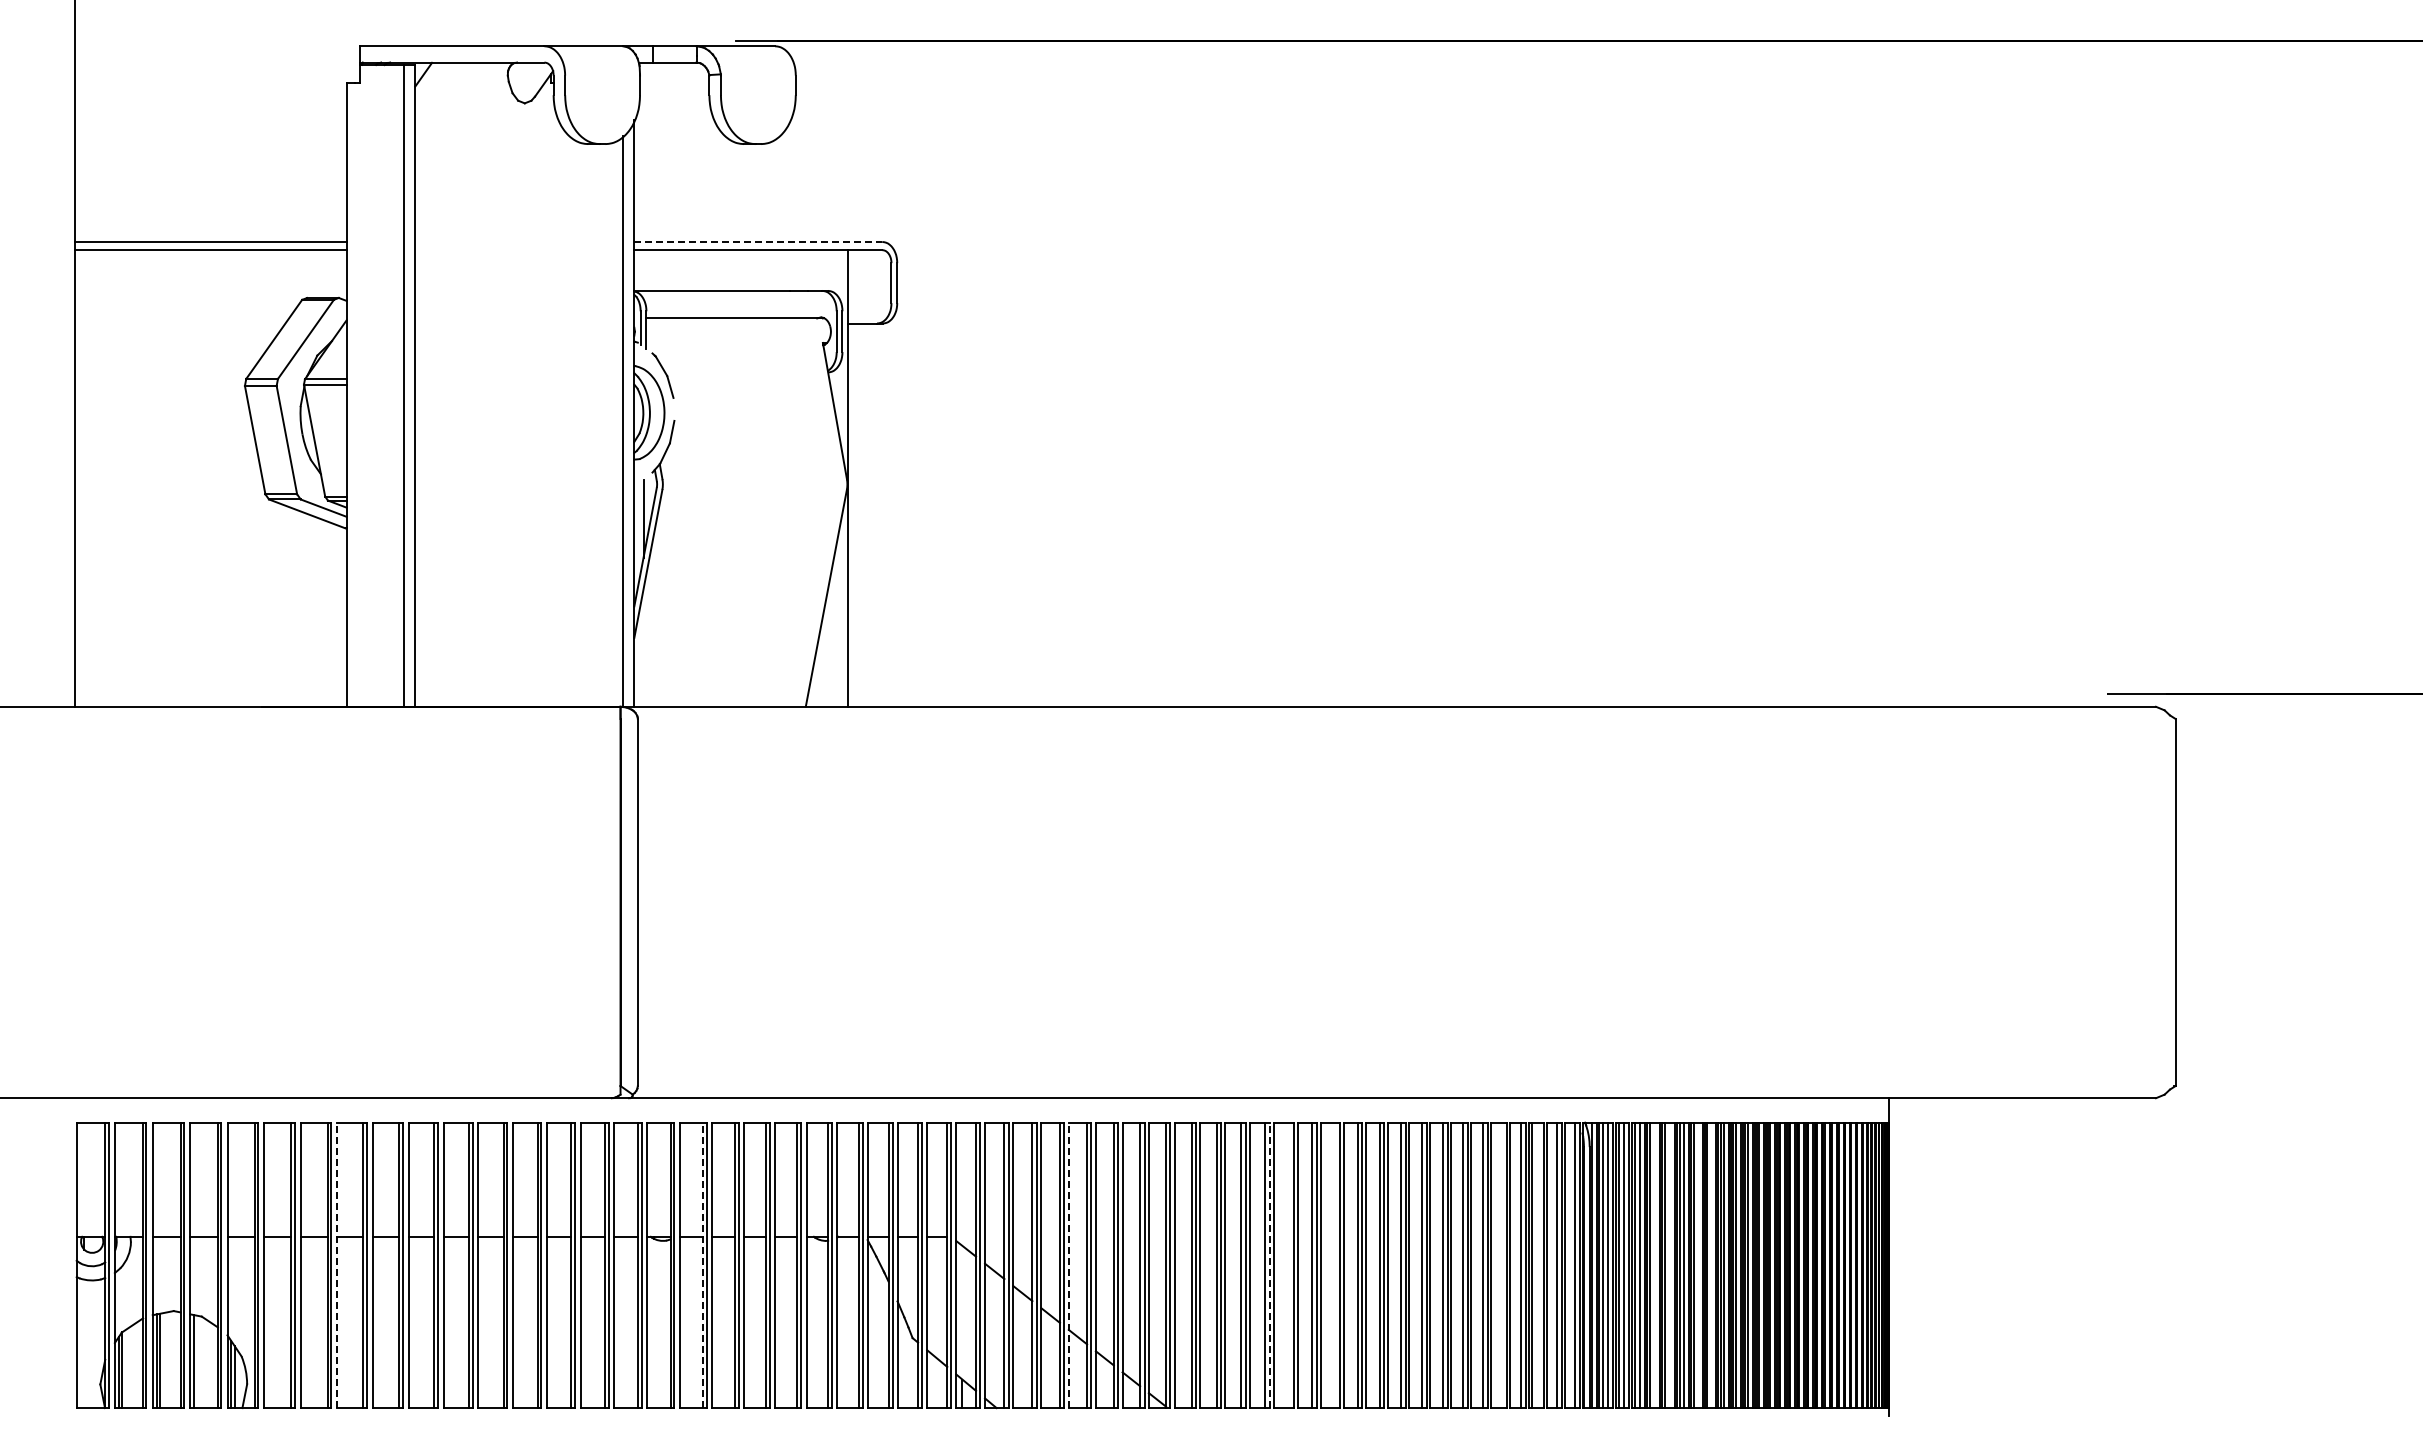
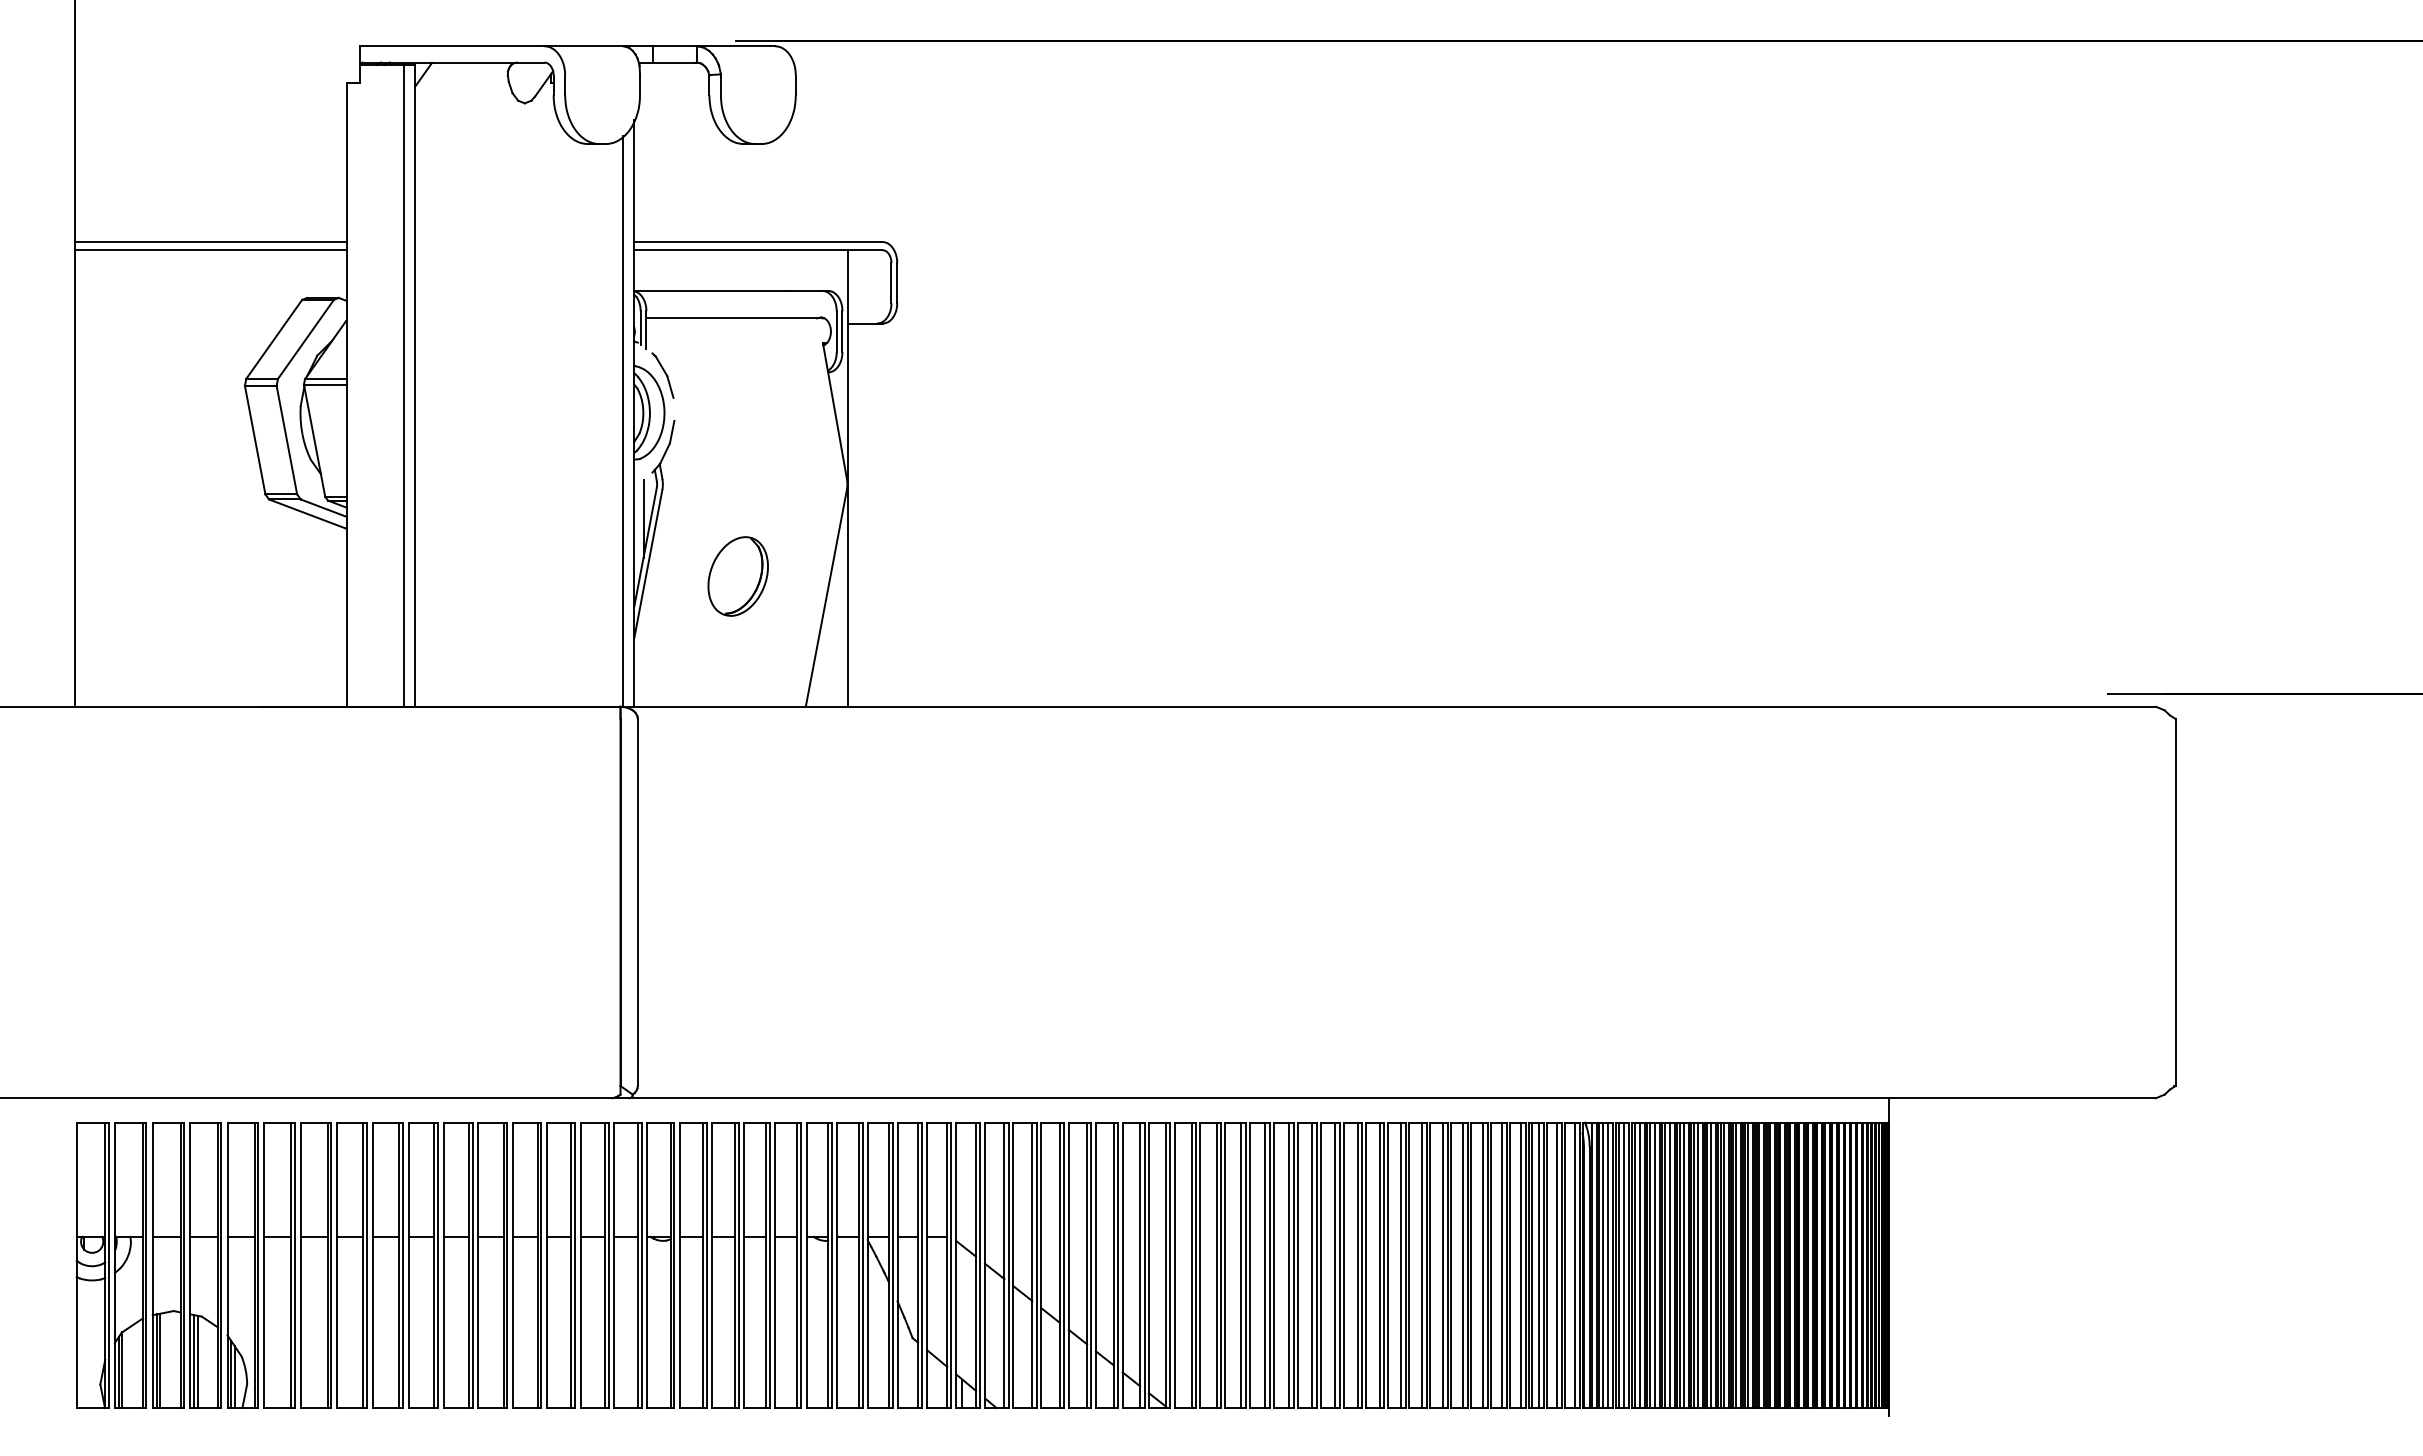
line: dashed -> solid (758, 241)
part: none -> present (737, 576)
line: dashed -> solid (337, 1265)
line: dashed -> solid (702, 1265)
line: dashed -> solid (1068, 1265)
line: dashed -> solid (1269, 1265)
line: none -> present (1289, 1265)
line: none -> present (1335, 1265)
line: none -> present (1502, 1265)
line: none -> present (1539, 1265)
line: none -> present (1655, 1265)
line: none -> present (1669, 1265)
line: none -> present (1697, 1265)
line: none -> present (1710, 1265)
line: none -> present (197, 1361)
